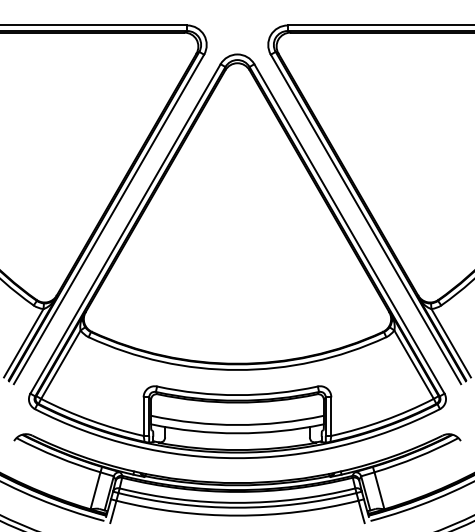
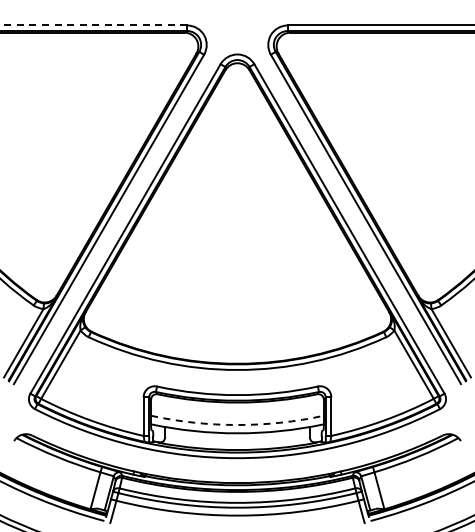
line: solid -> dashed (93, 25)
arc: solid -> dashed (237, 425)
